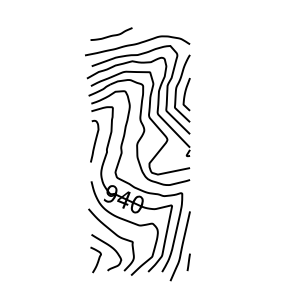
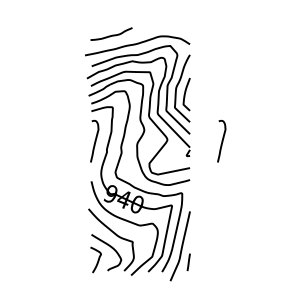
curve: none -> present (221, 140)
